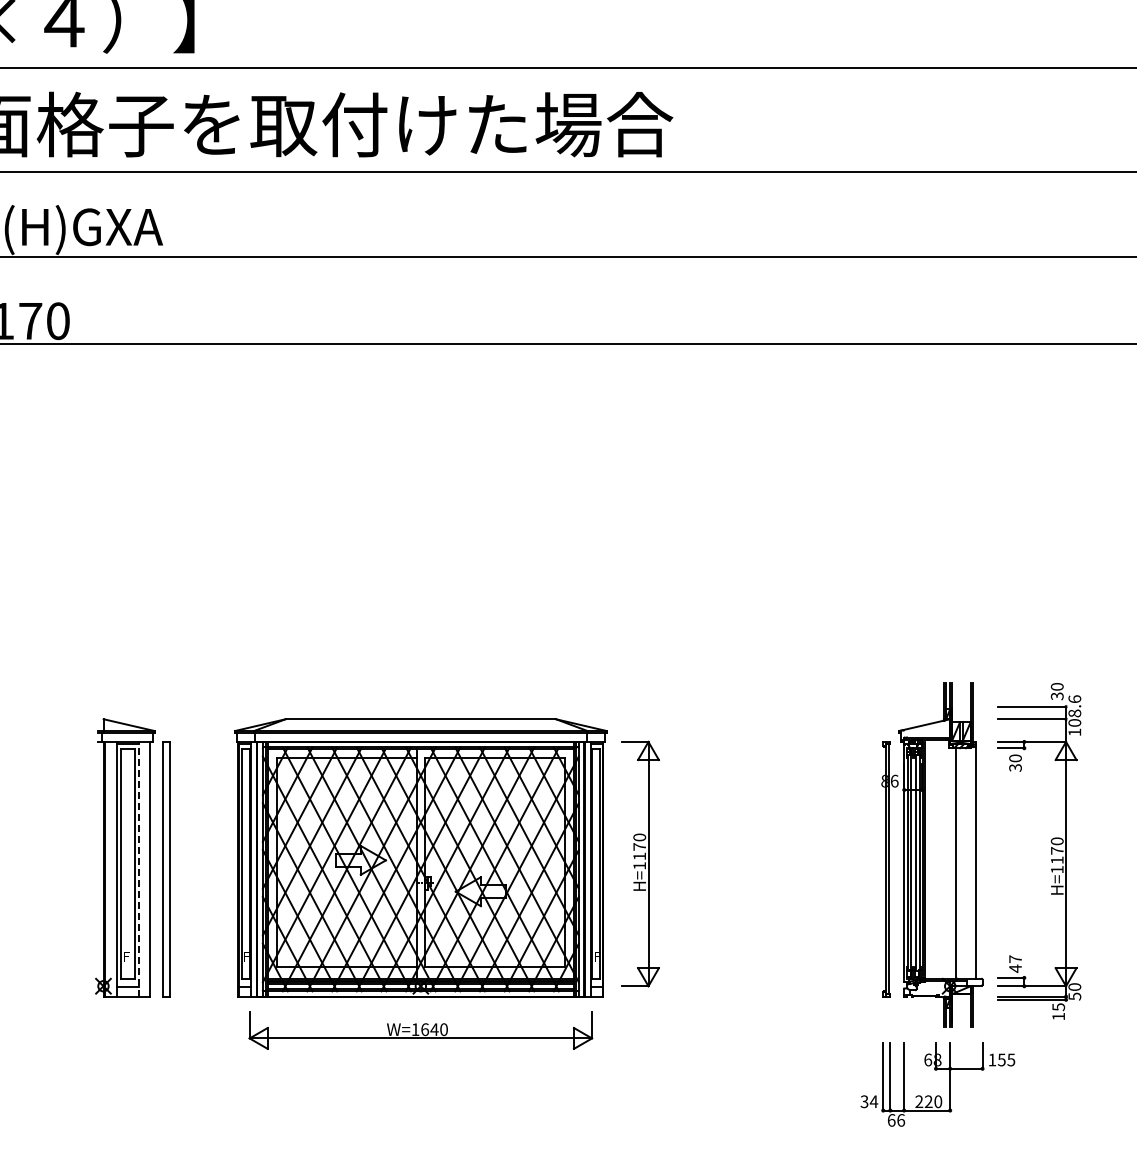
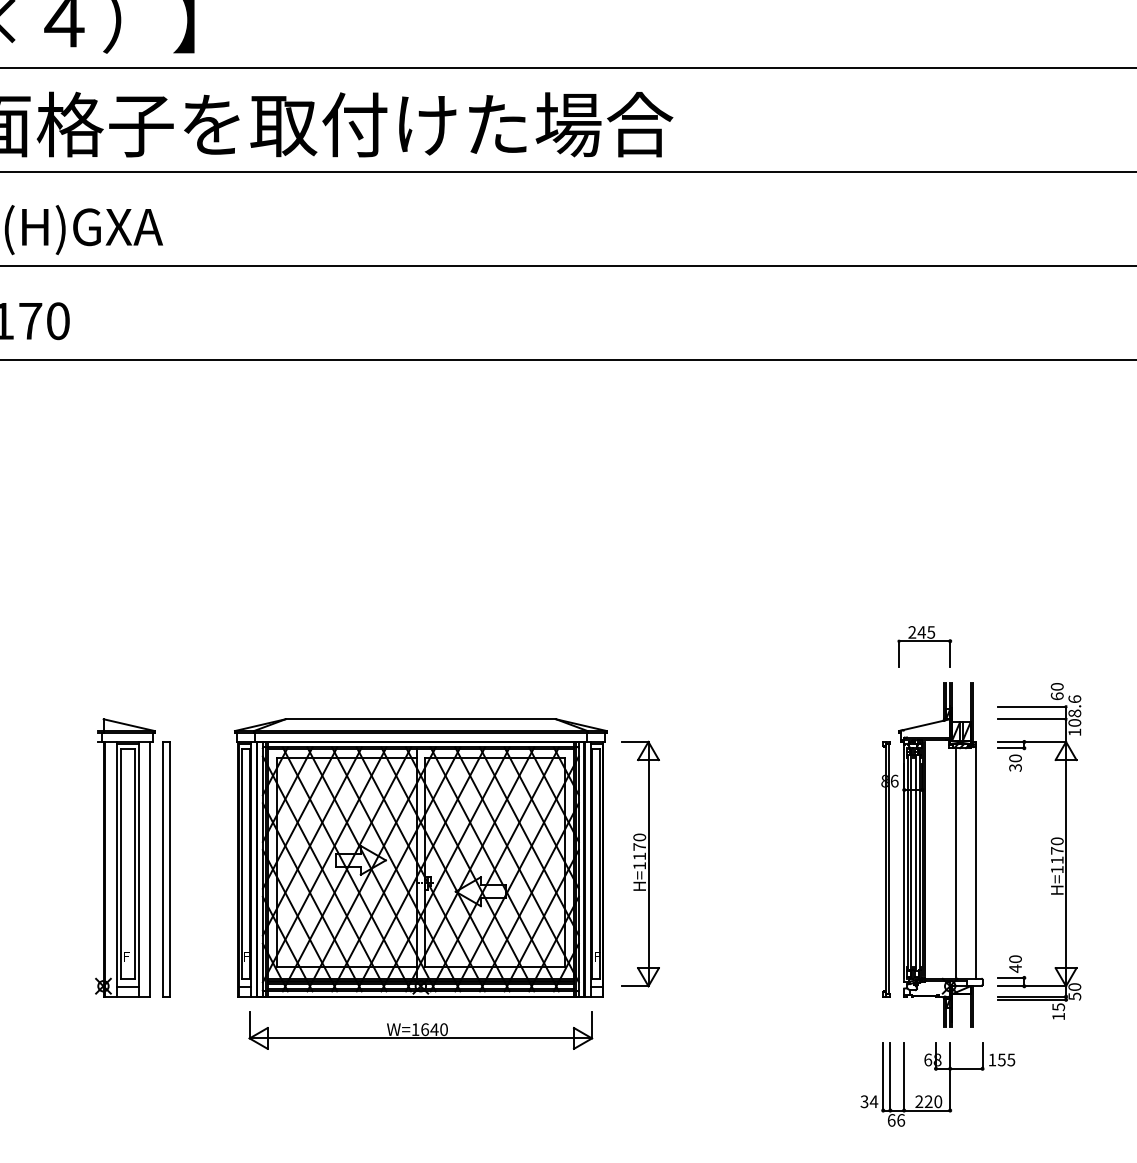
line position: (567, 257) -> (567, 266) (567, 266)
line position: (567, 344) -> (567, 360) (567, 360)
part: none -> present (924, 646)
text: 30 -> 60 (1056, 696)
line: dashed -> solid (139, 868)
text: 47 -> 40 (1015, 959)
